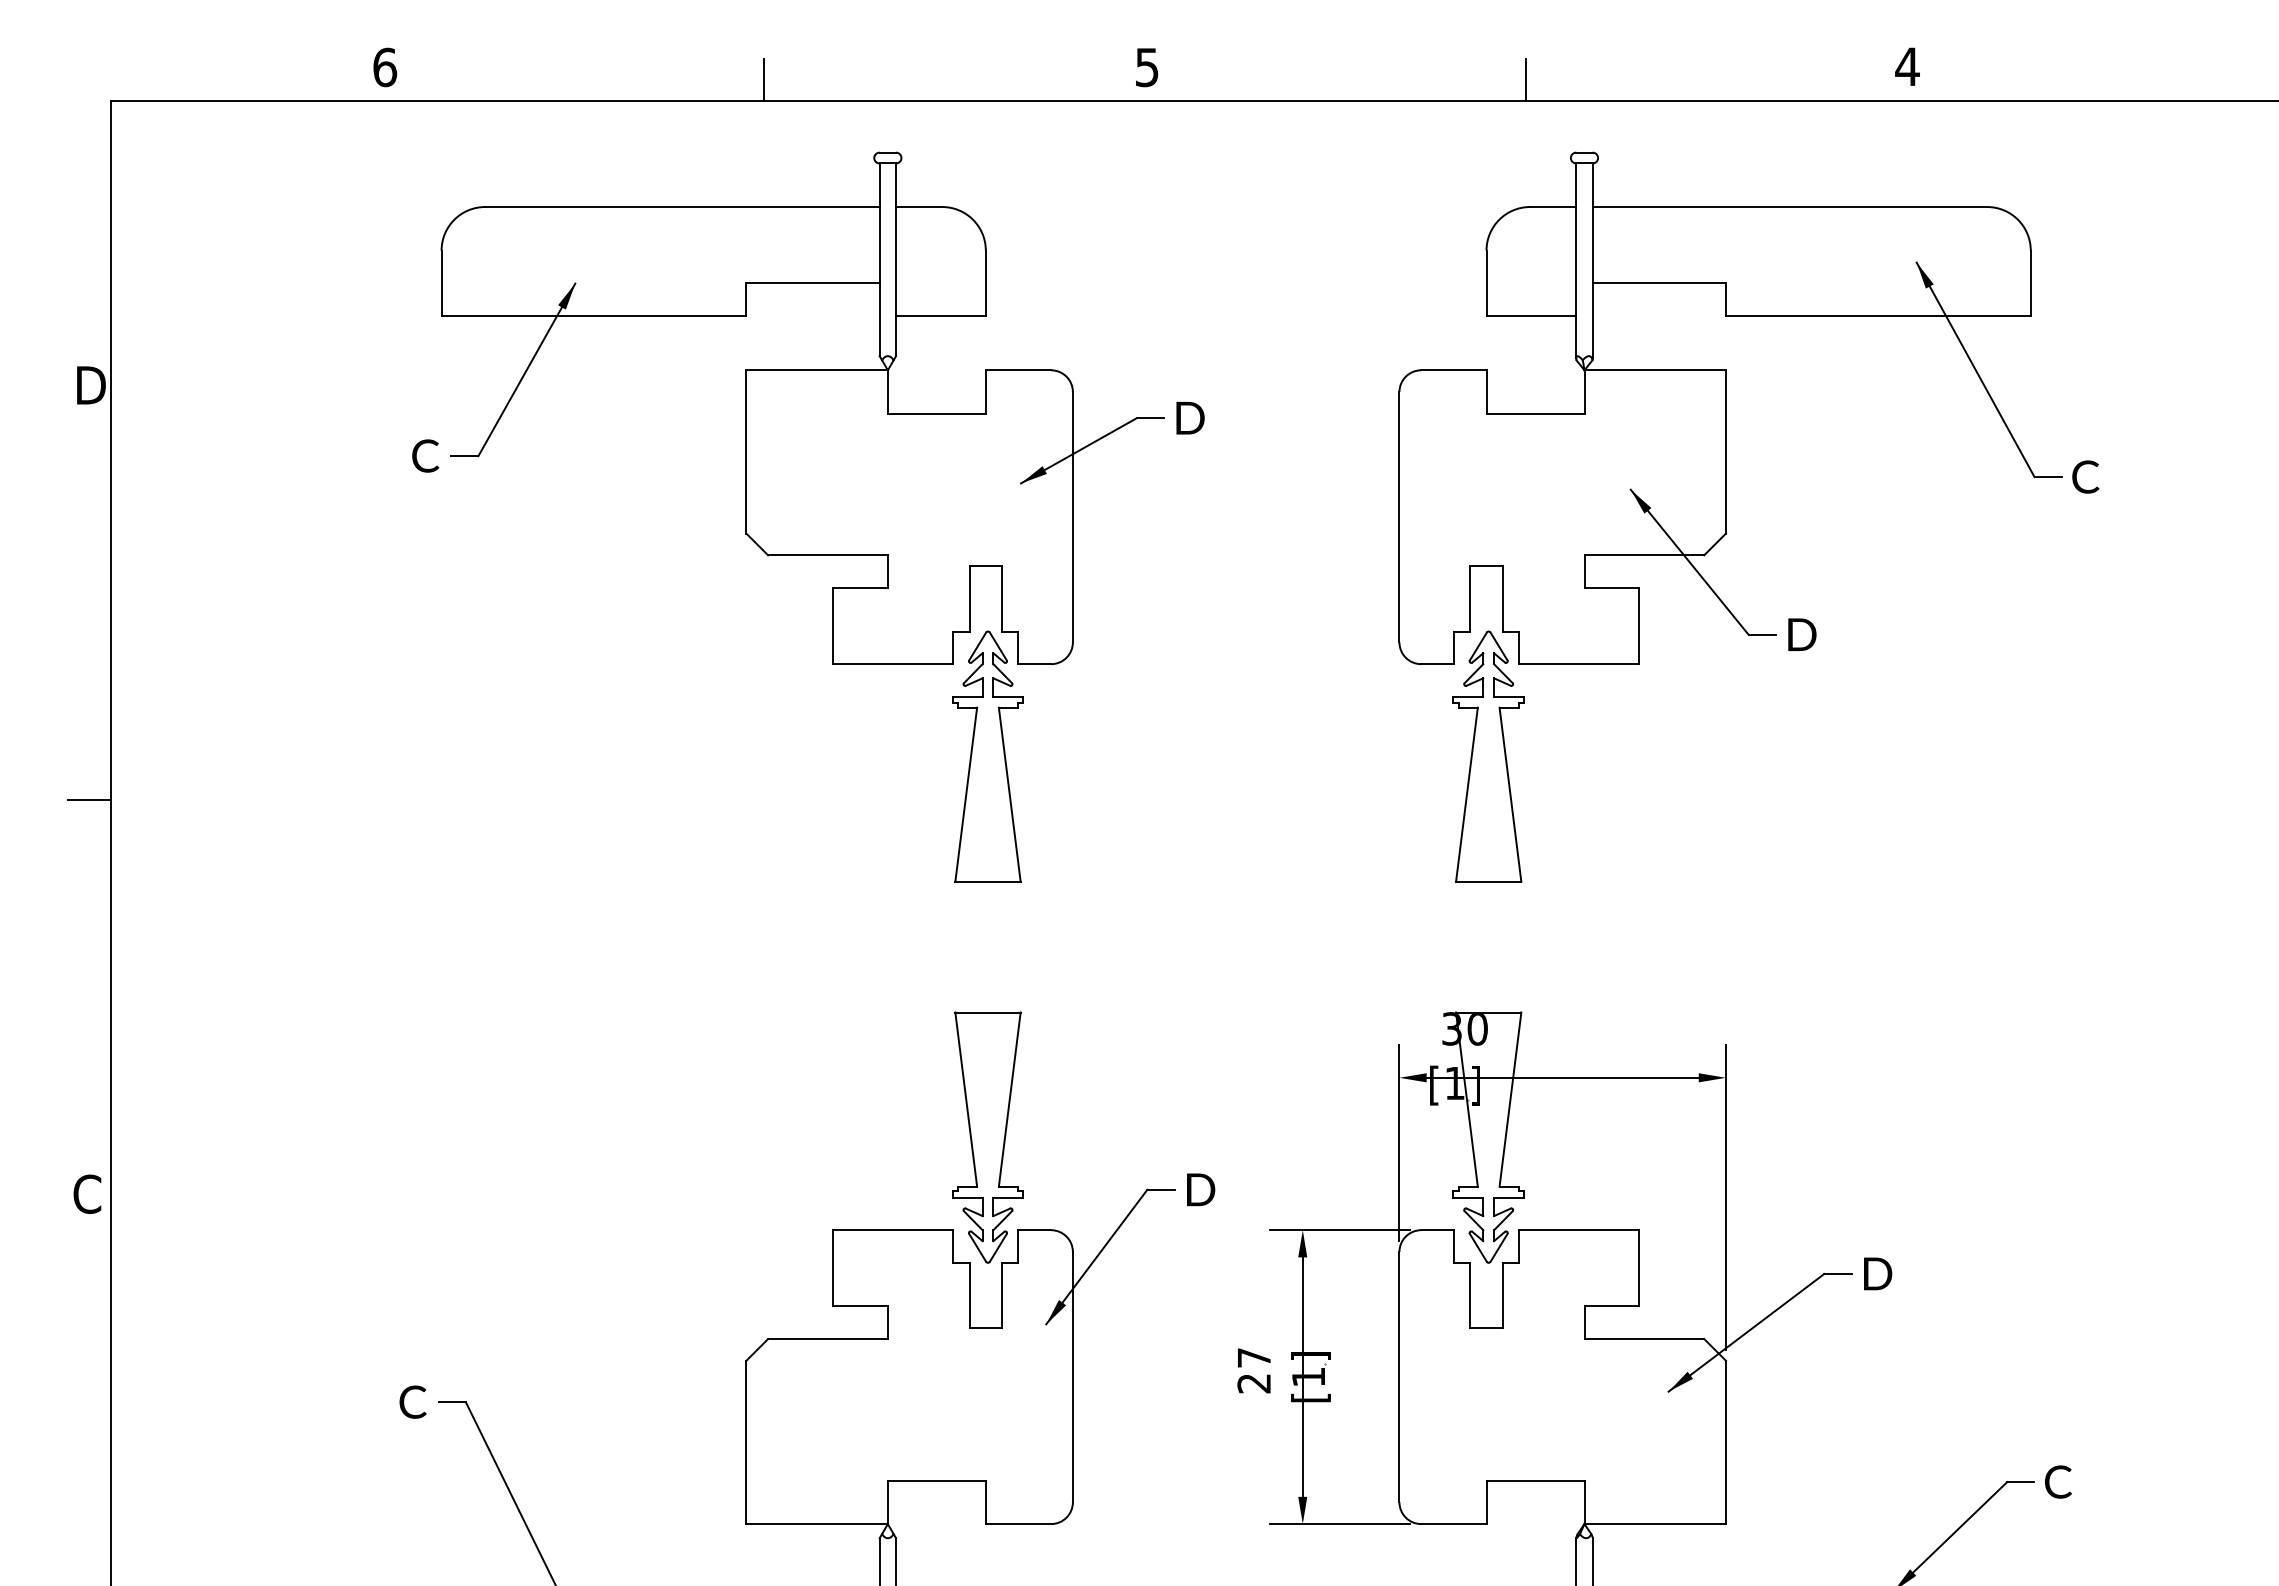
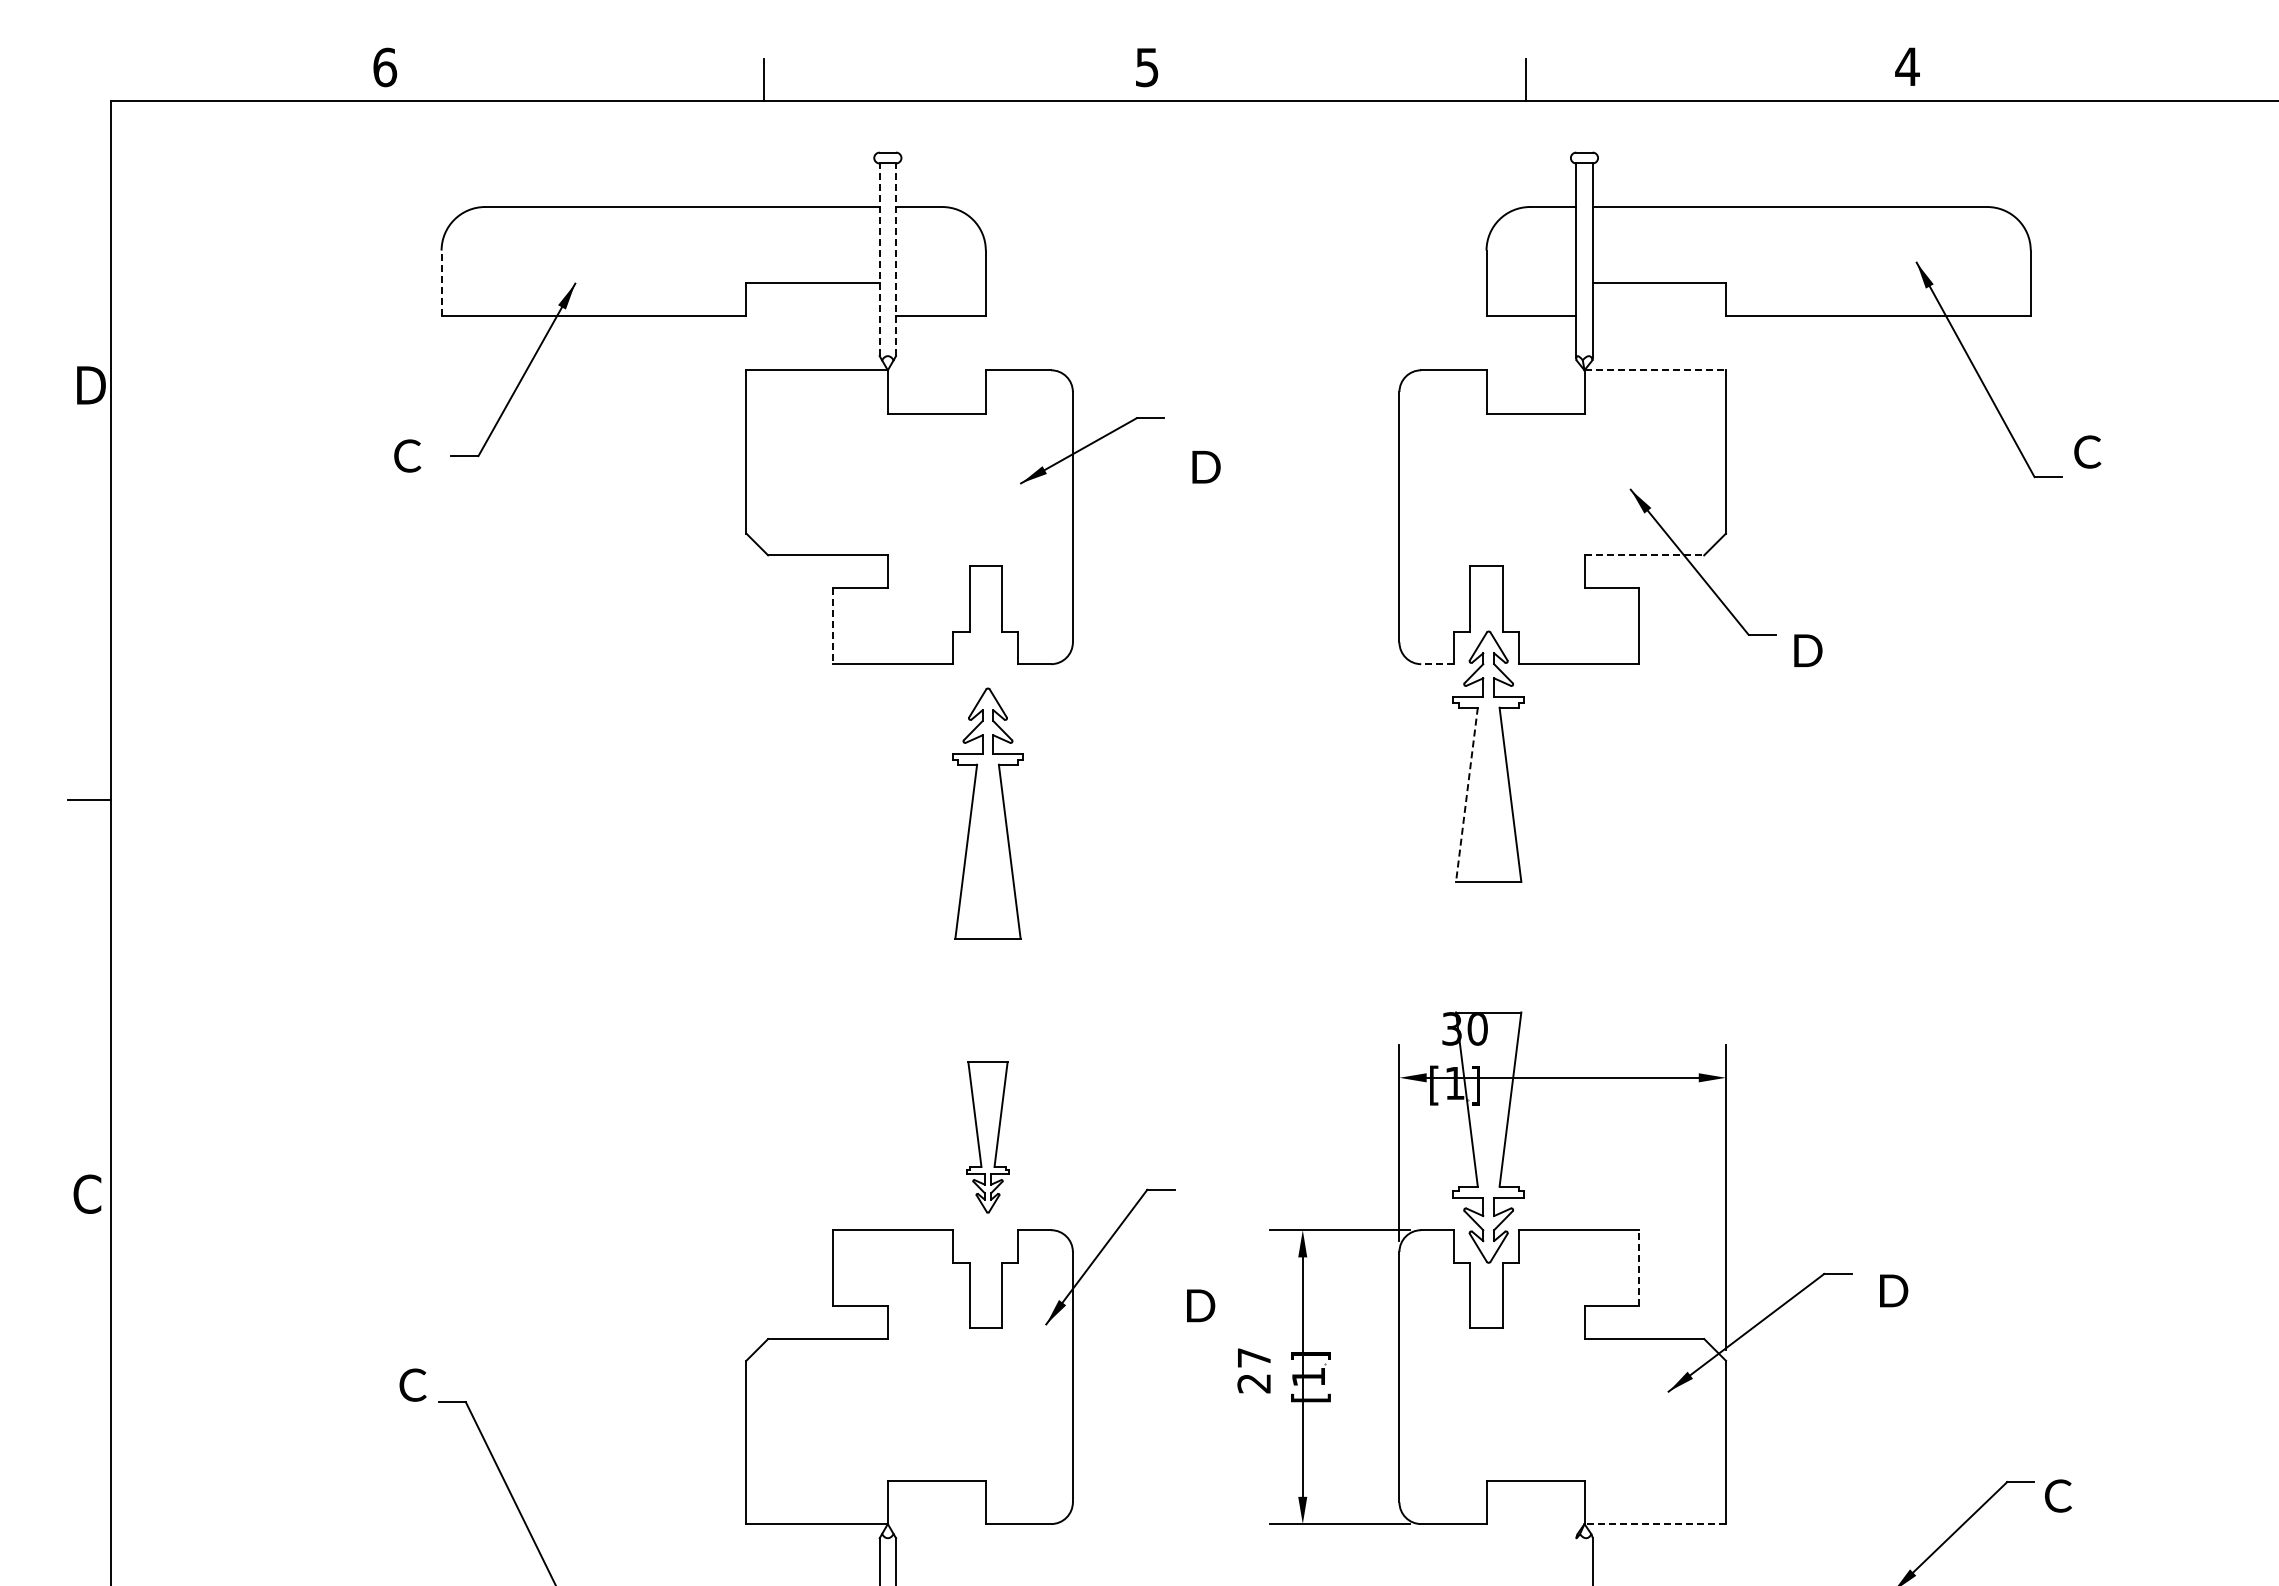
line: solid -> dashed (879, 259)
line: solid -> dashed (896, 259)
line: solid -> dashed (441, 283)
line: solid -> dashed (1655, 370)
text position: (1190, 418) -> (1206, 467) (1206, 467)
text position: (425, 455) -> (407, 455) (407, 455)
text position: (2085, 476) -> (2087, 451) (2087, 451)
line: solid -> dashed (1644, 555)
line: solid -> dashed (833, 626)
text position: (1802, 634) -> (1808, 650) (1808, 650)
line: solid -> dashed (1437, 664)
part position: (987, 756) -> (987, 813) (987, 813)
line: solid -> dashed (1466, 794)
part size: 72x253 px -> 44x153 px (987, 1137)
text position: (1201, 1189) -> (1201, 1305) (1201, 1305)
line: solid -> dashed (1638, 1267)
text position: (1878, 1273) -> (1894, 1290) (1894, 1290)
text position: (412, 1401) -> (412, 1384) (412, 1384)
text position: (2058, 1481) -> (2058, 1495) (2058, 1495)
line: solid -> dashed (1655, 1524)
line: present -> none (1576, 1559)
